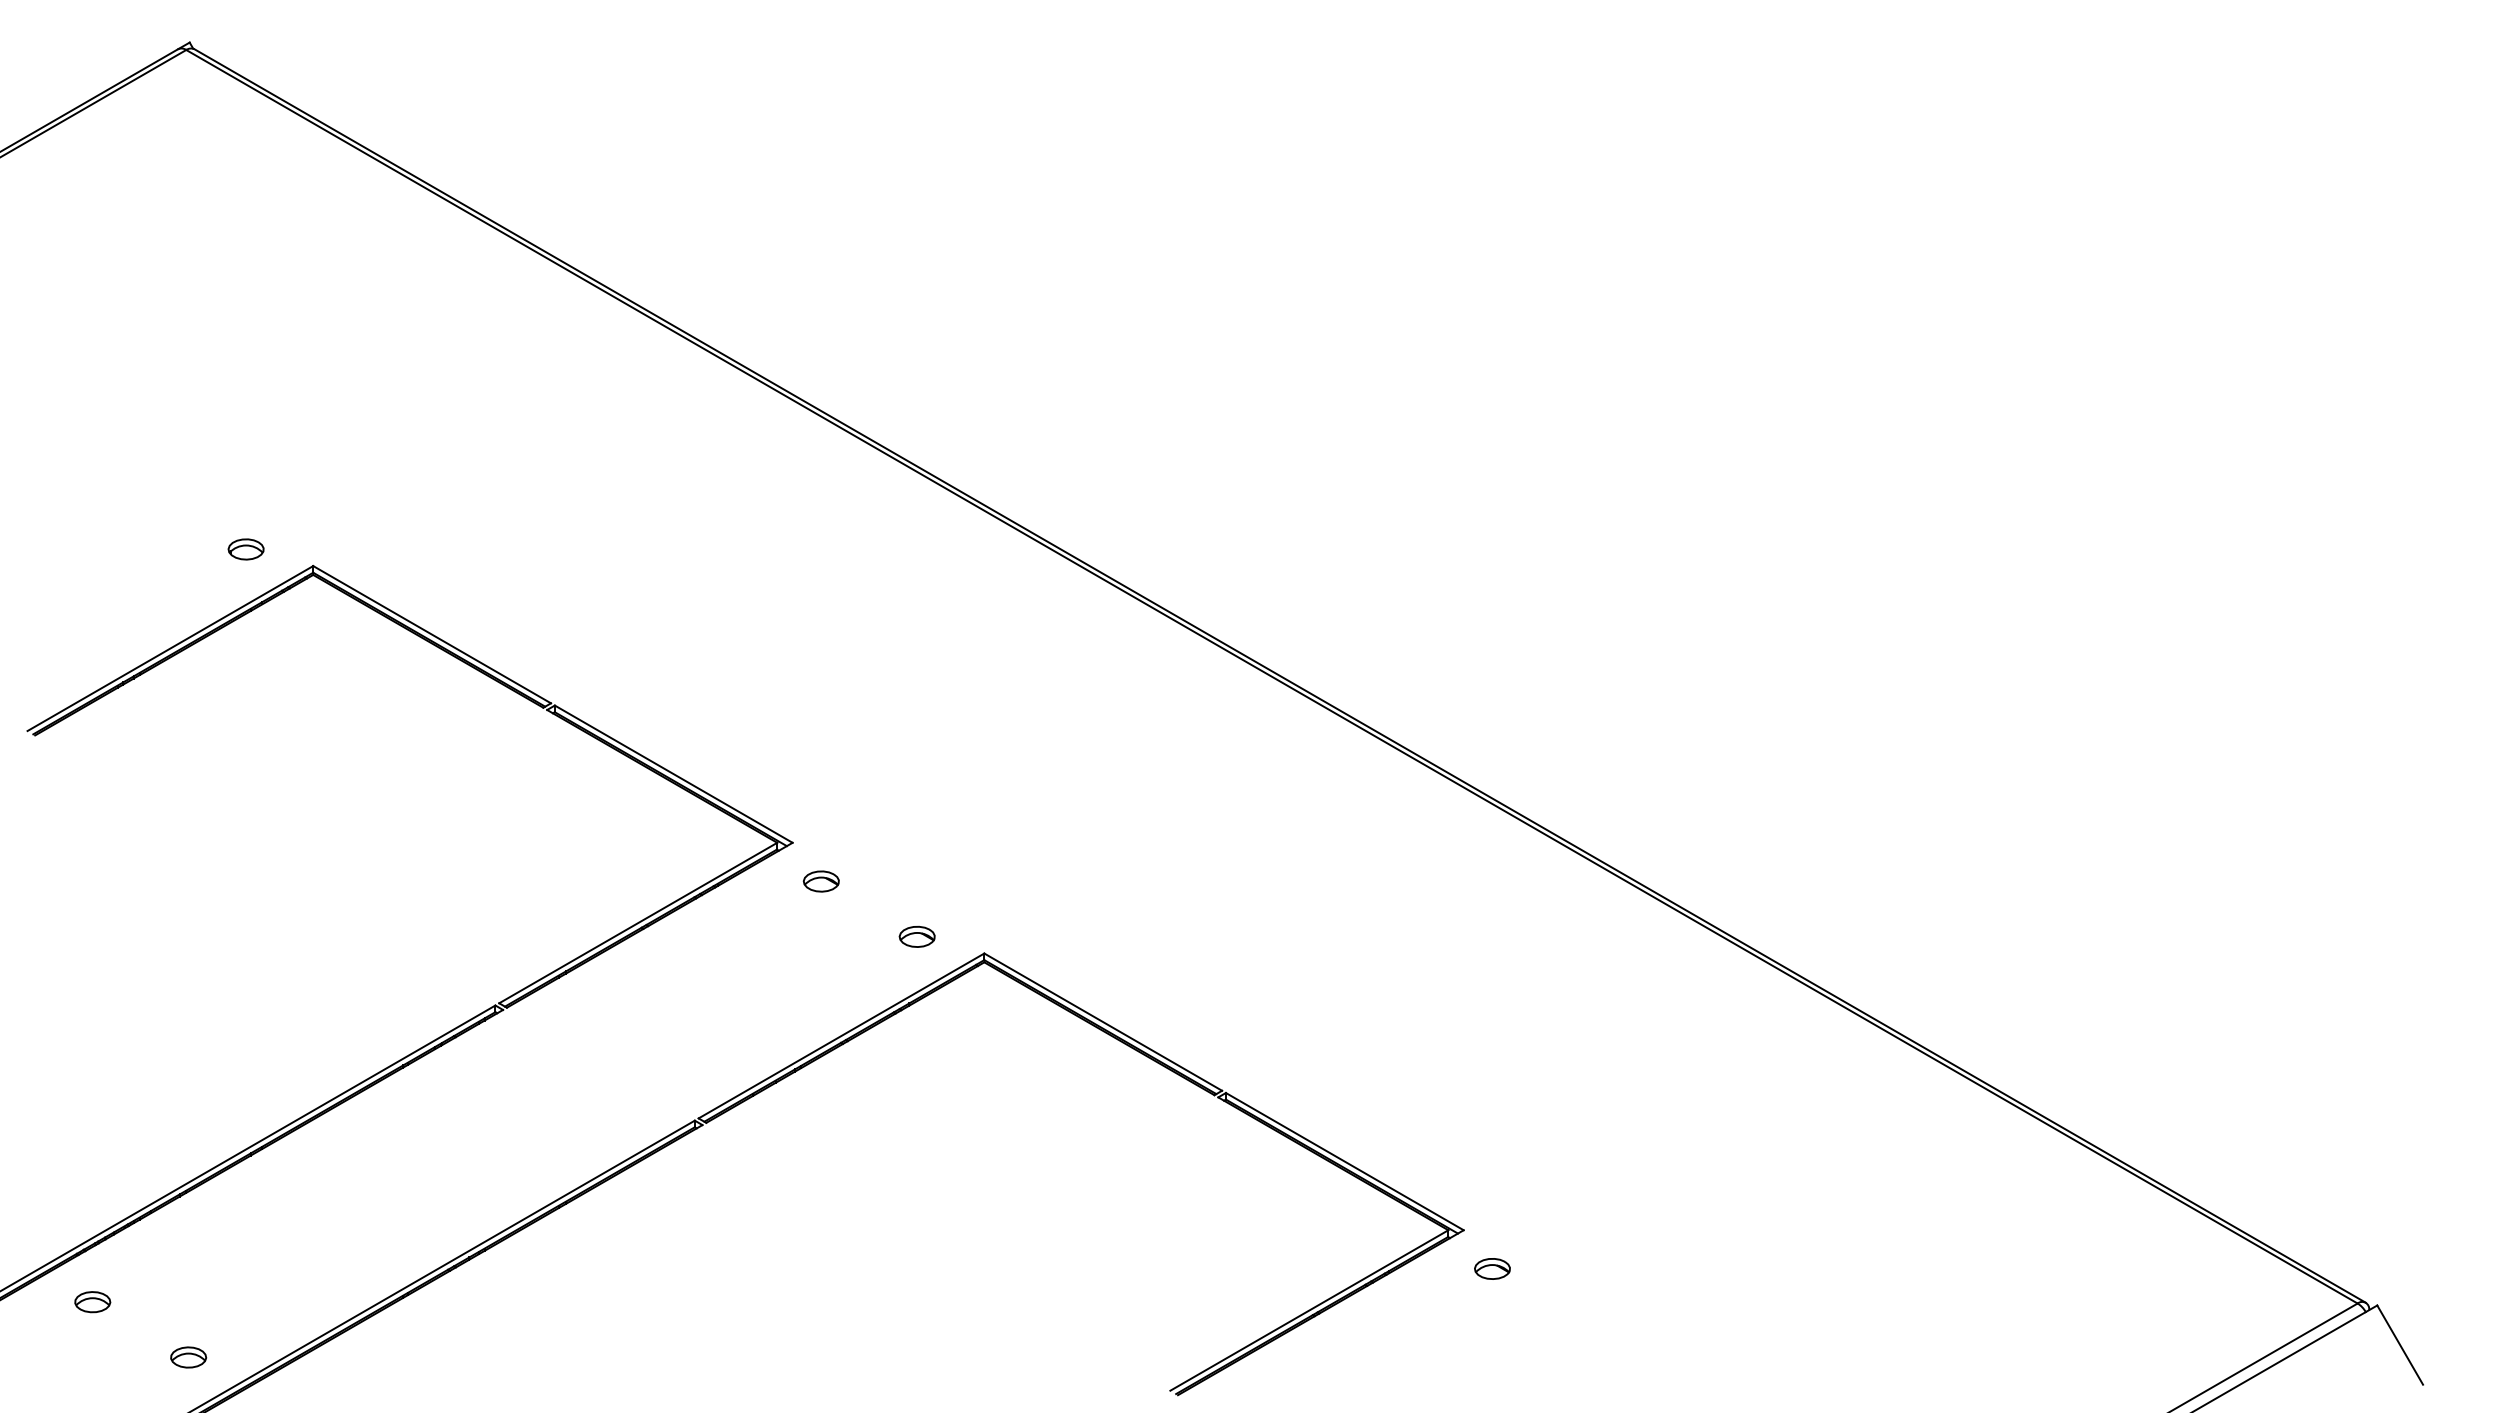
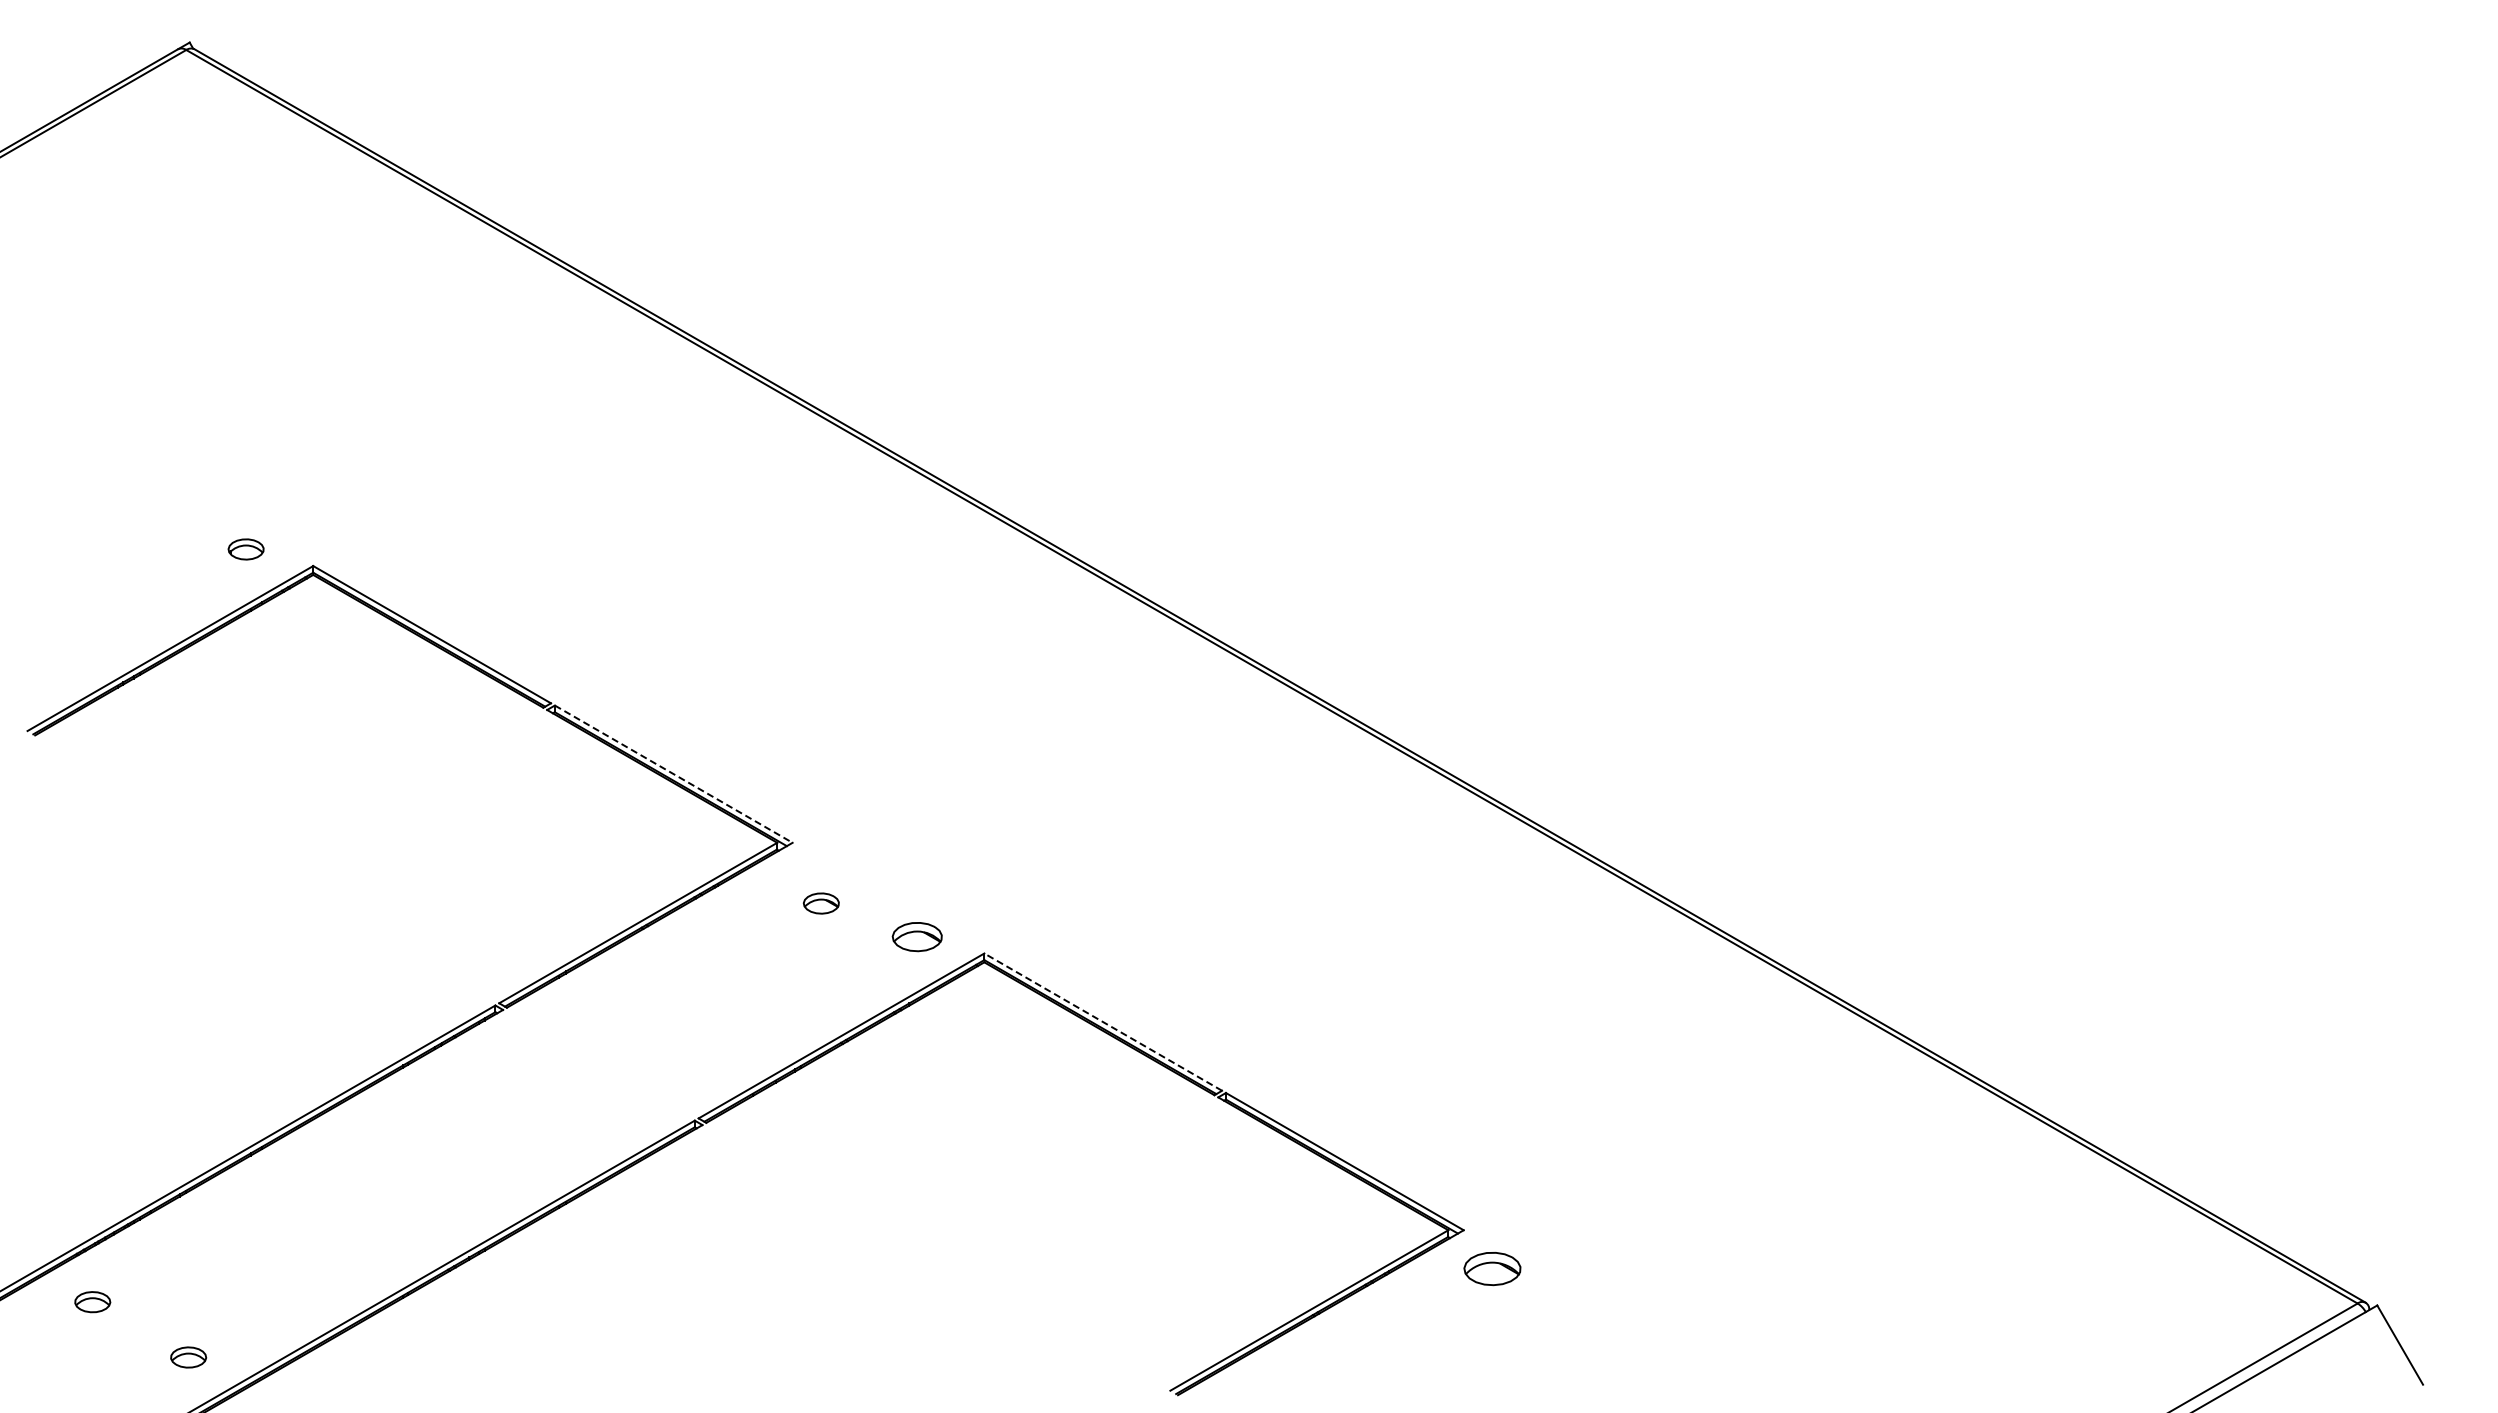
line: solid -> dashed (674, 774)
part position: (820, 881) -> (820, 903) (820, 903)
part size: 38x23 px -> 52x31 px (916, 937)
line: solid -> dashed (1102, 1021)
part size: 37x22 px -> 59x35 px (1492, 1269)
